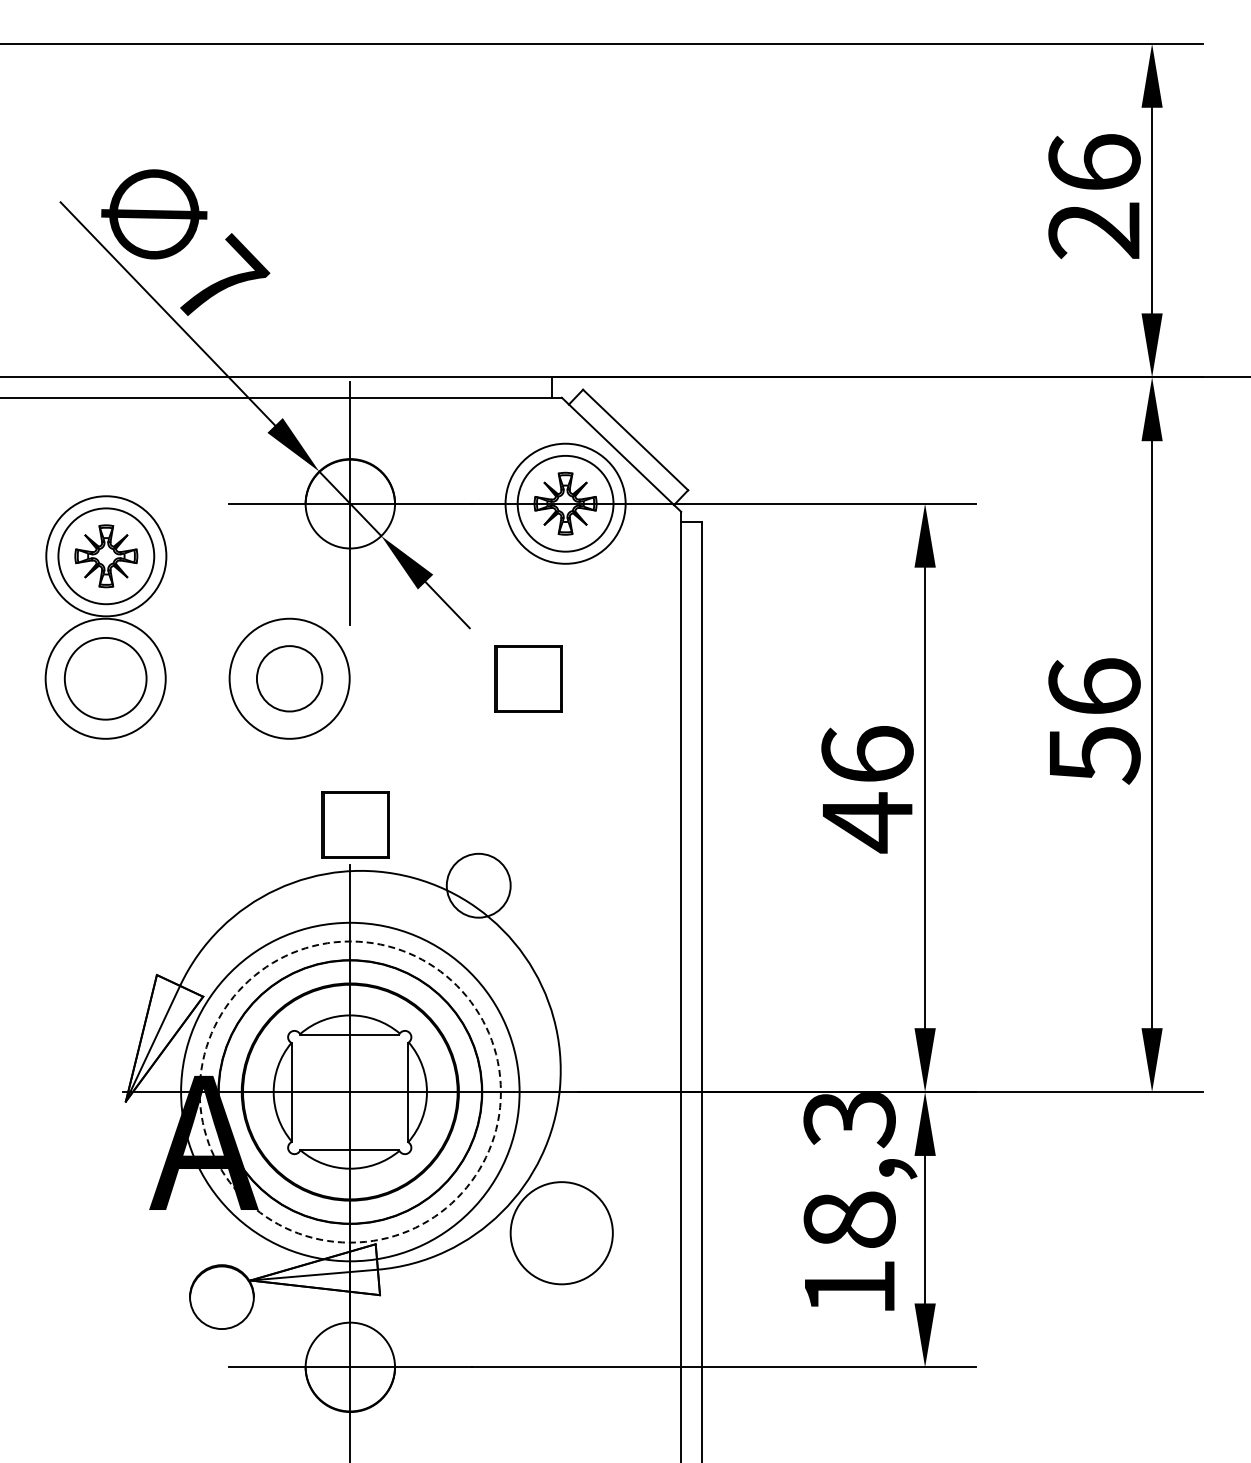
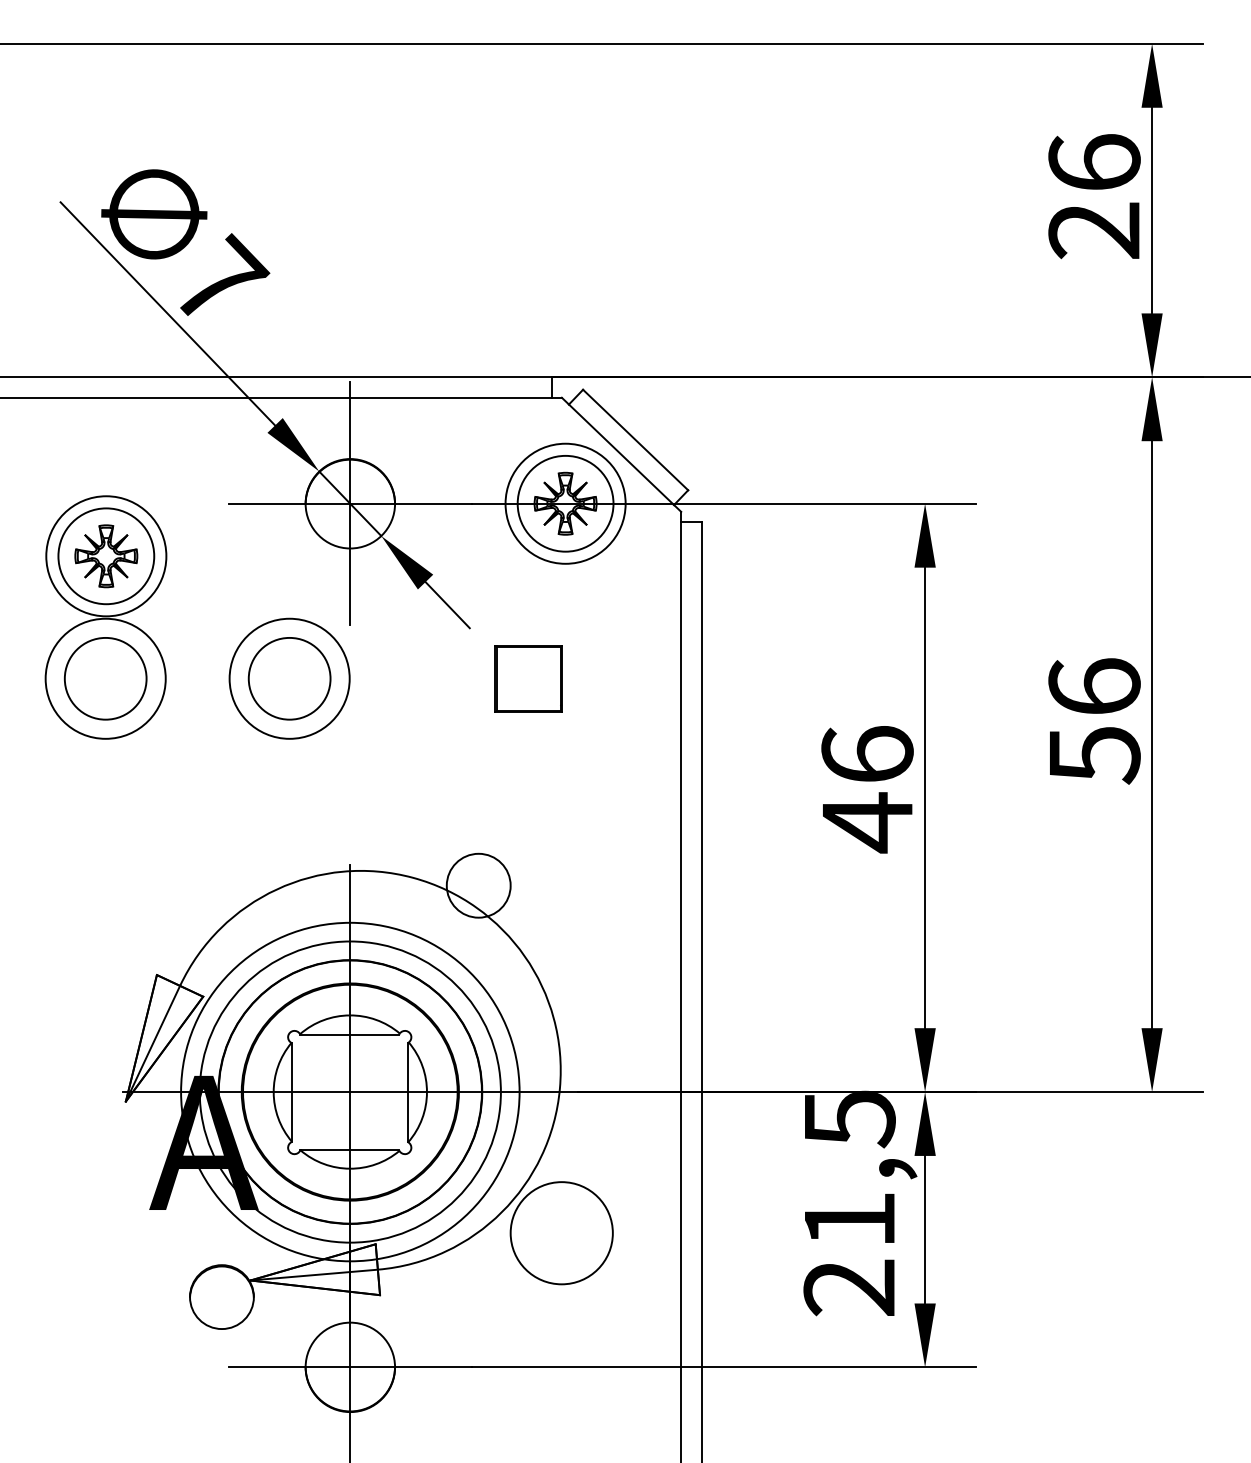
circle diameter: 65 px -> 82 px (289, 678)
part: present -> none (355, 824)
circle: dashed -> solid (349, 1091)
text: 18,3 -> 21,5 (849, 1203)
